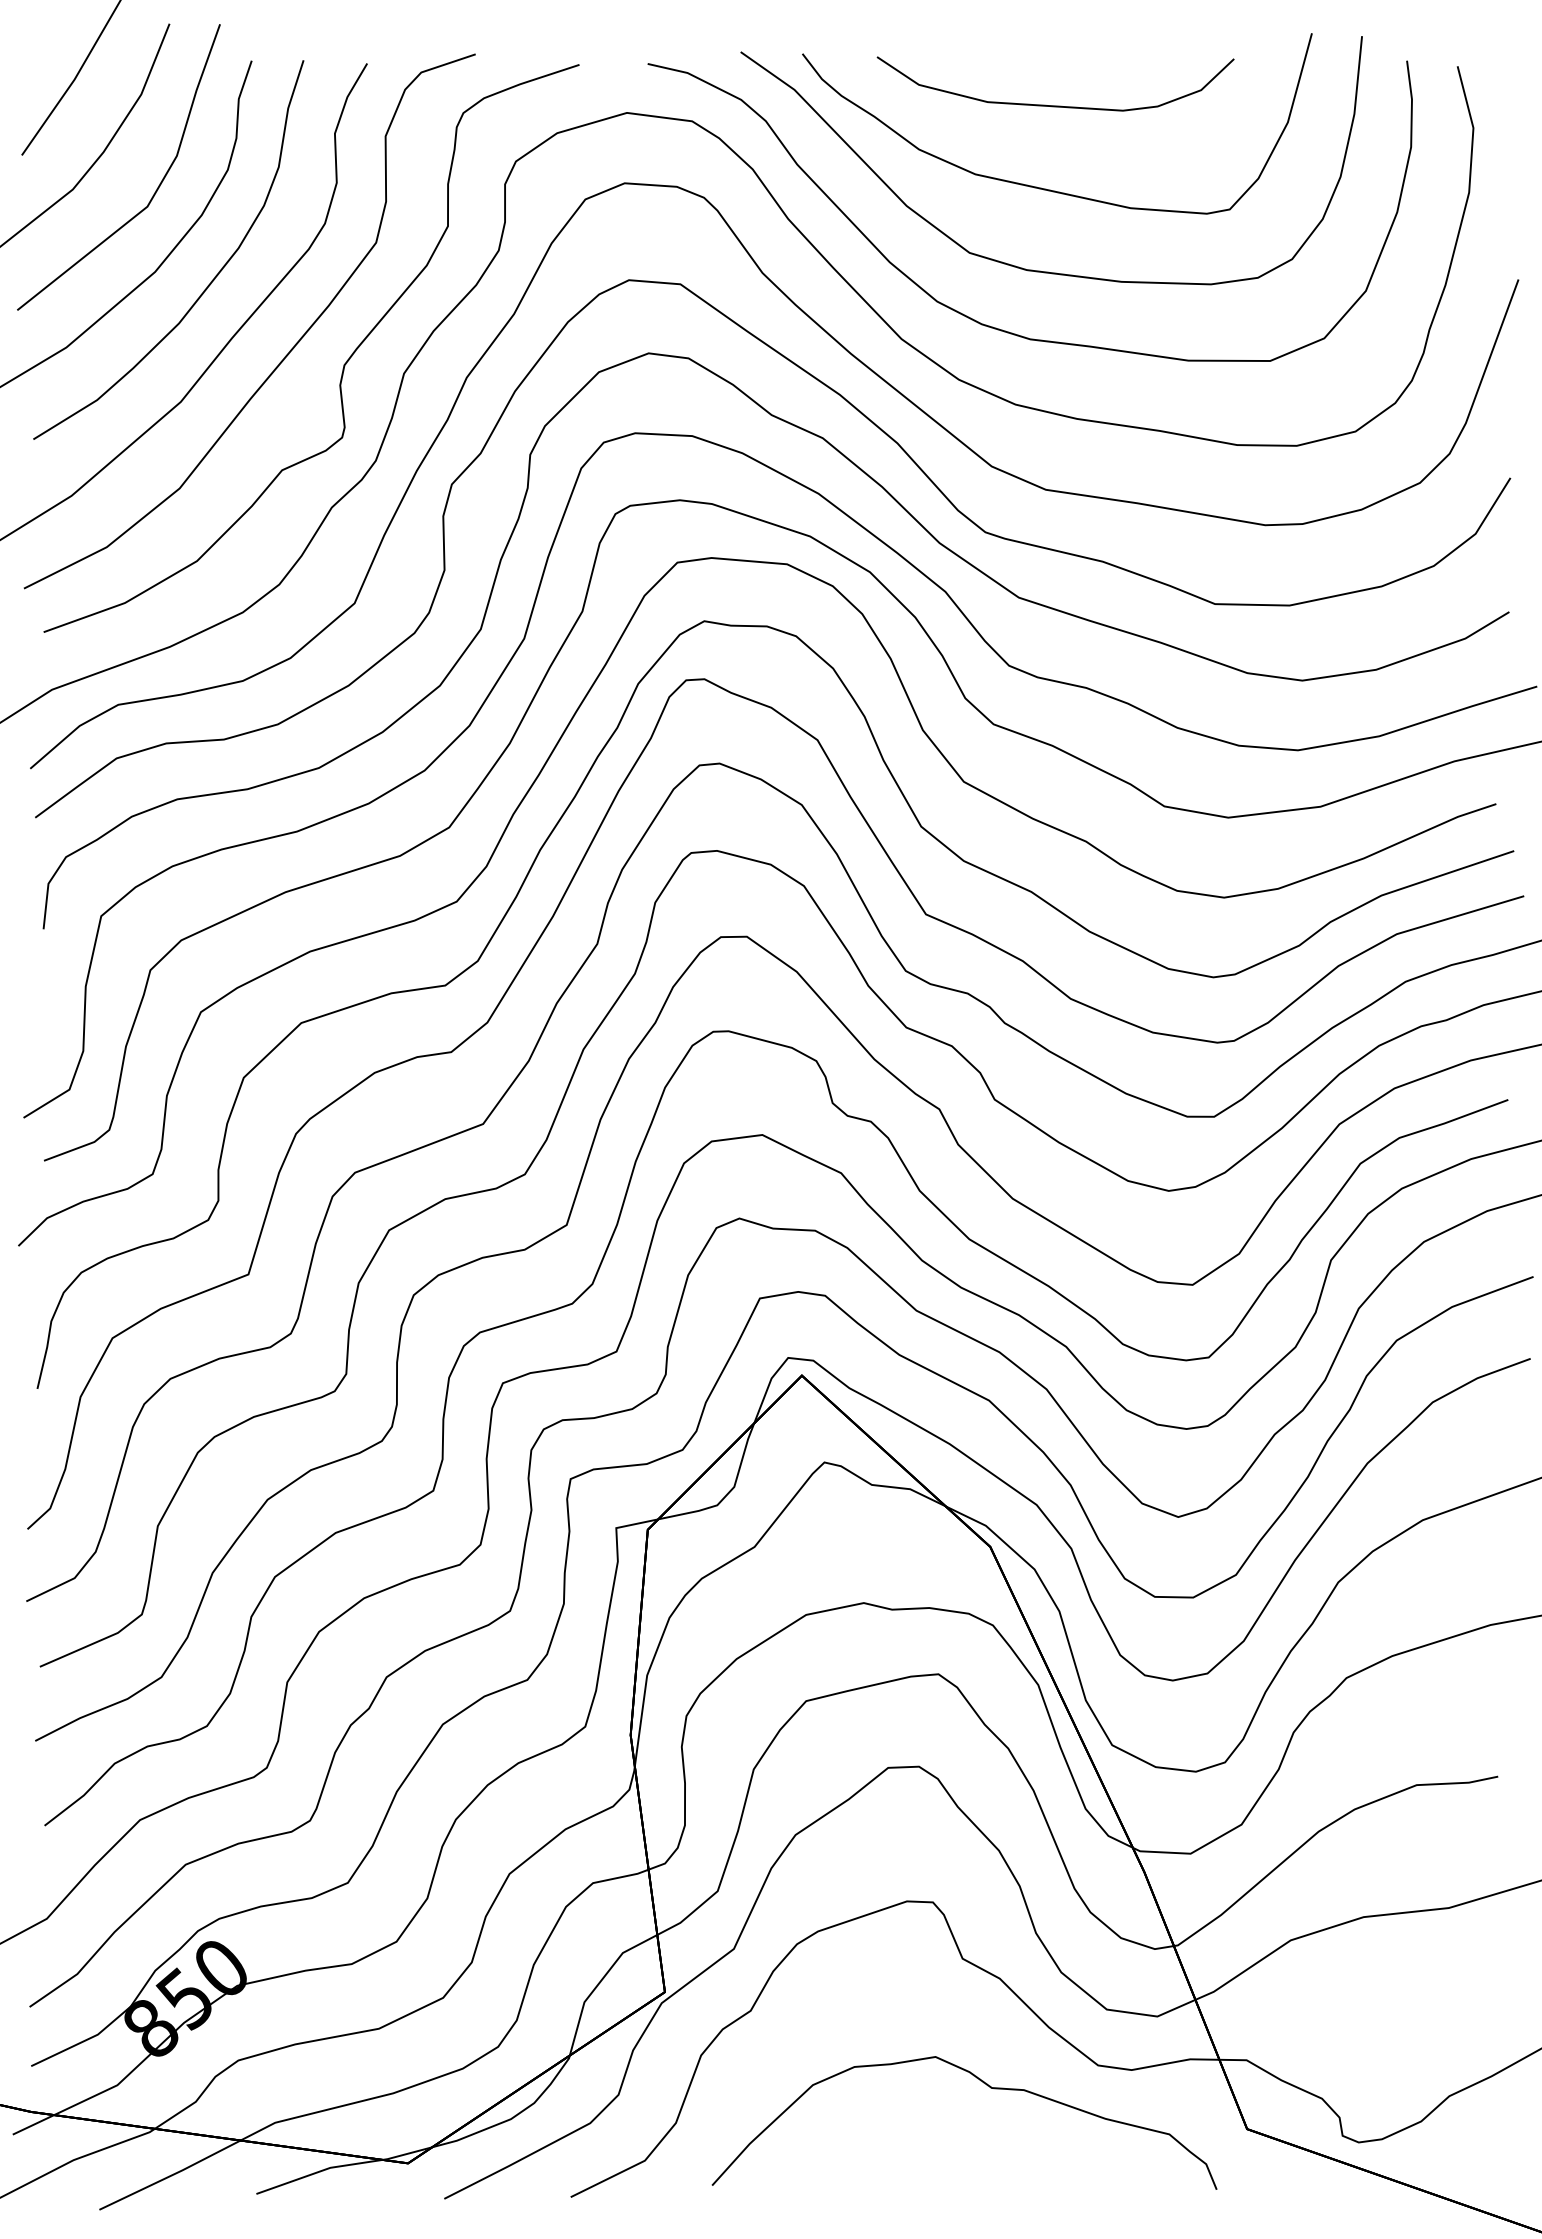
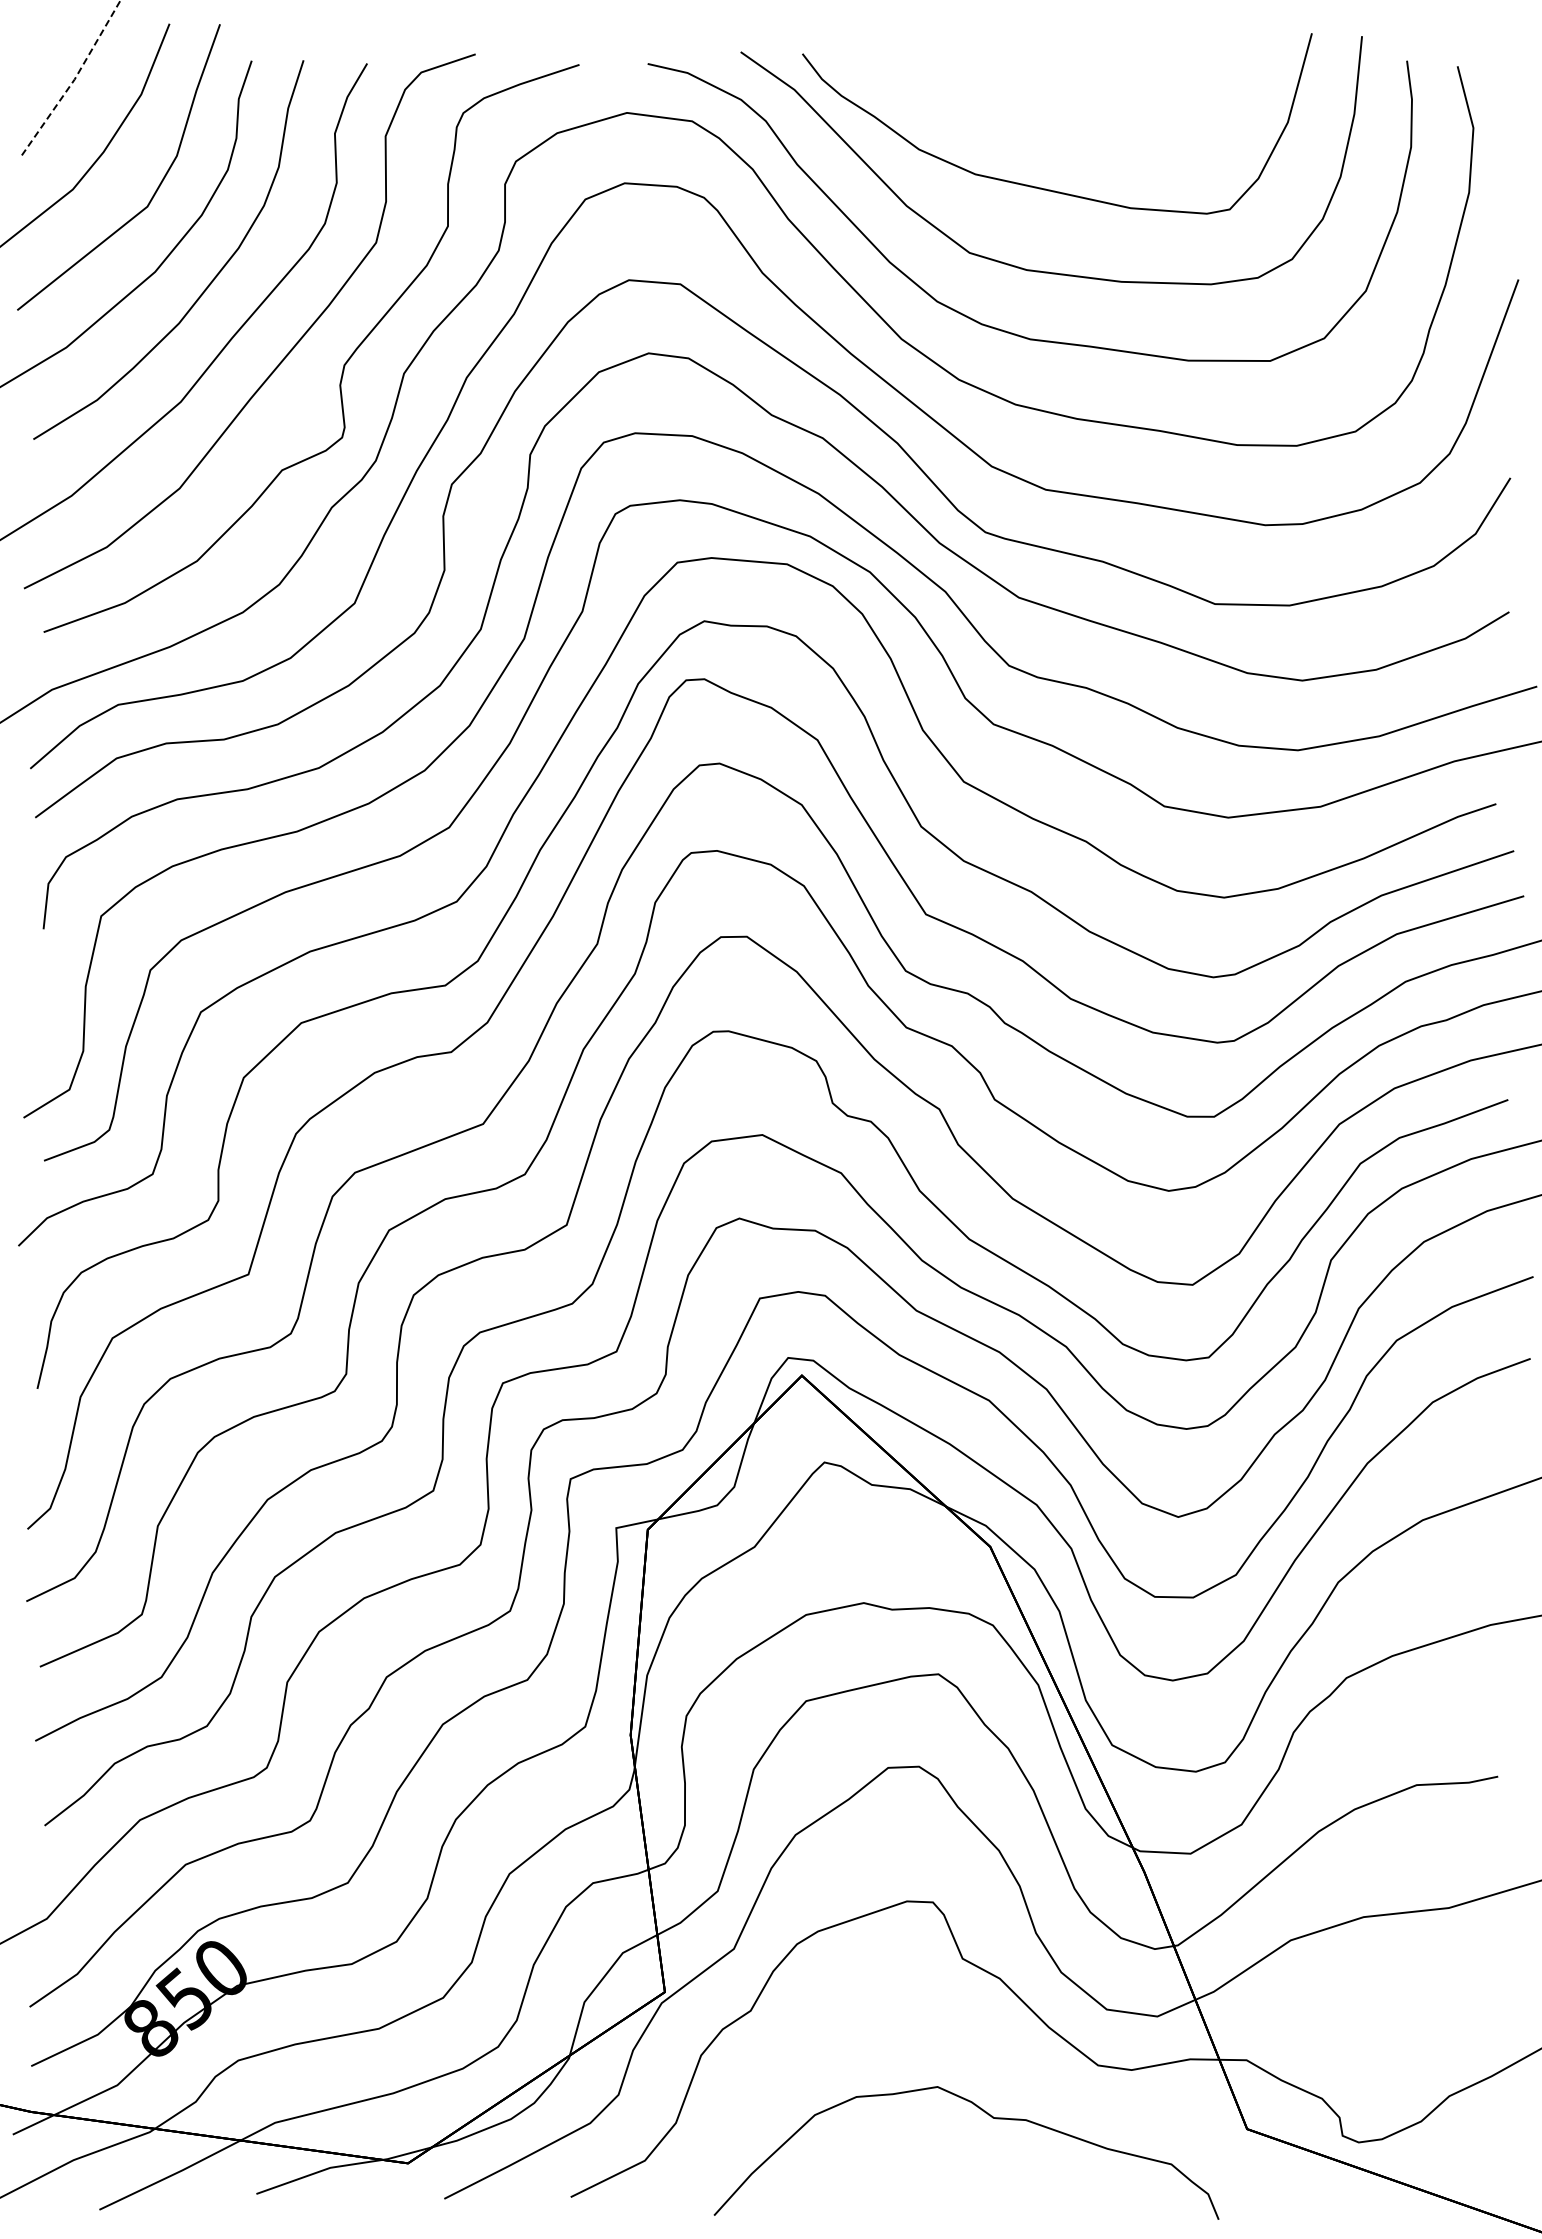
line: solid -> dashed (74, 79)
curve: present -> none (1055, 105)
curve position: (987, 2086) -> (989, 2116) (989, 2116)
